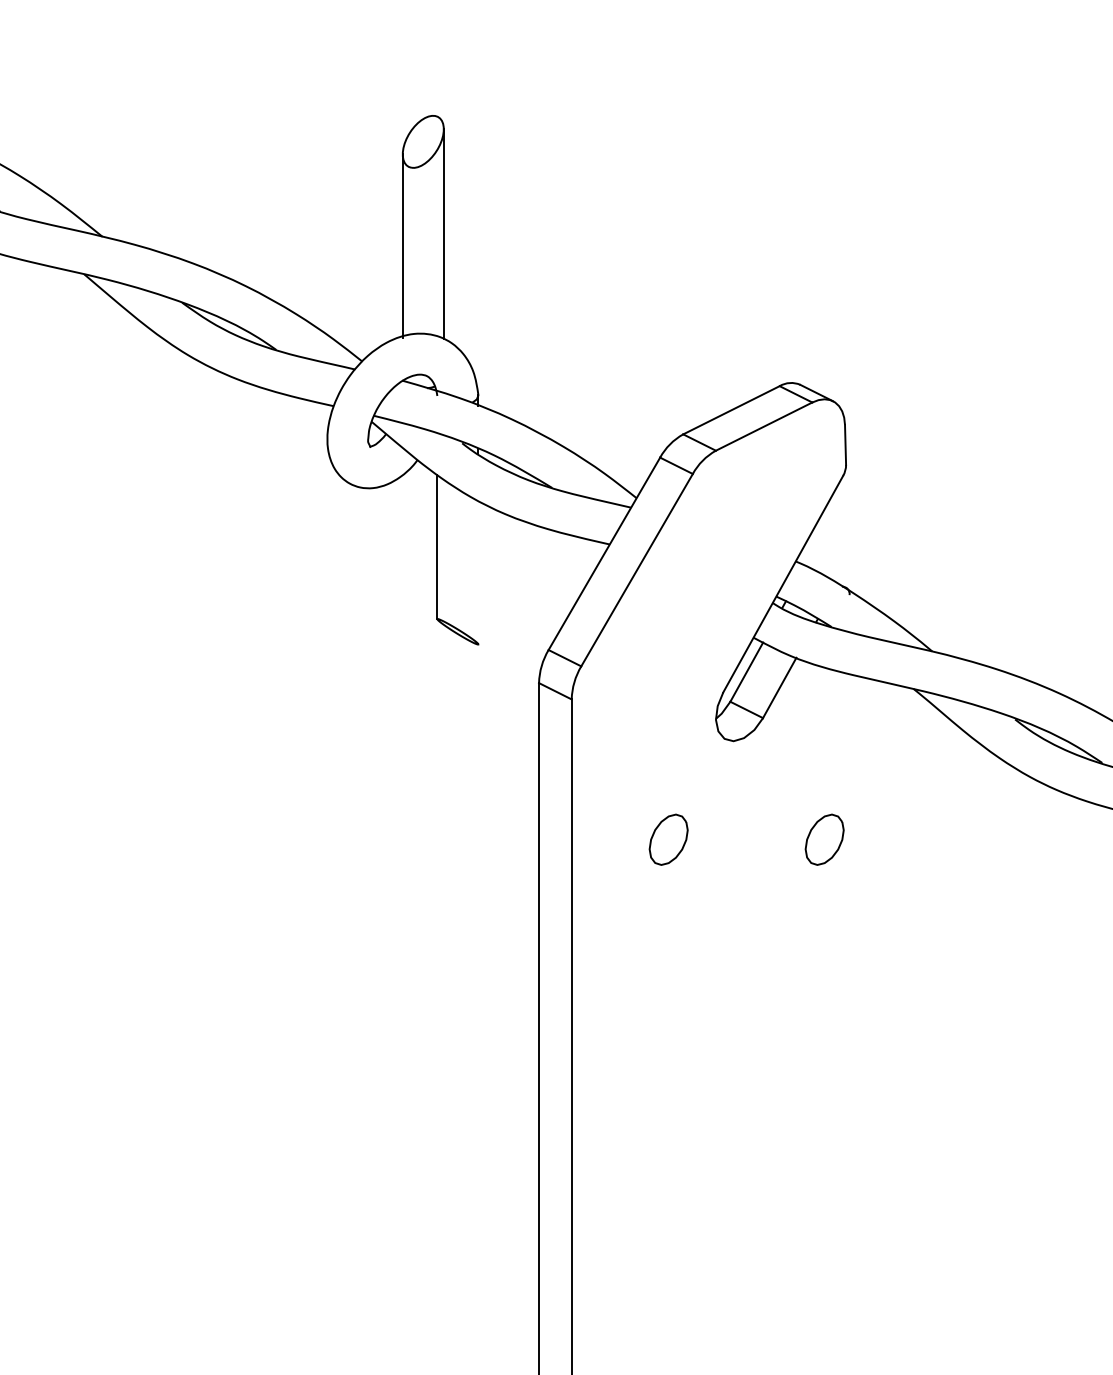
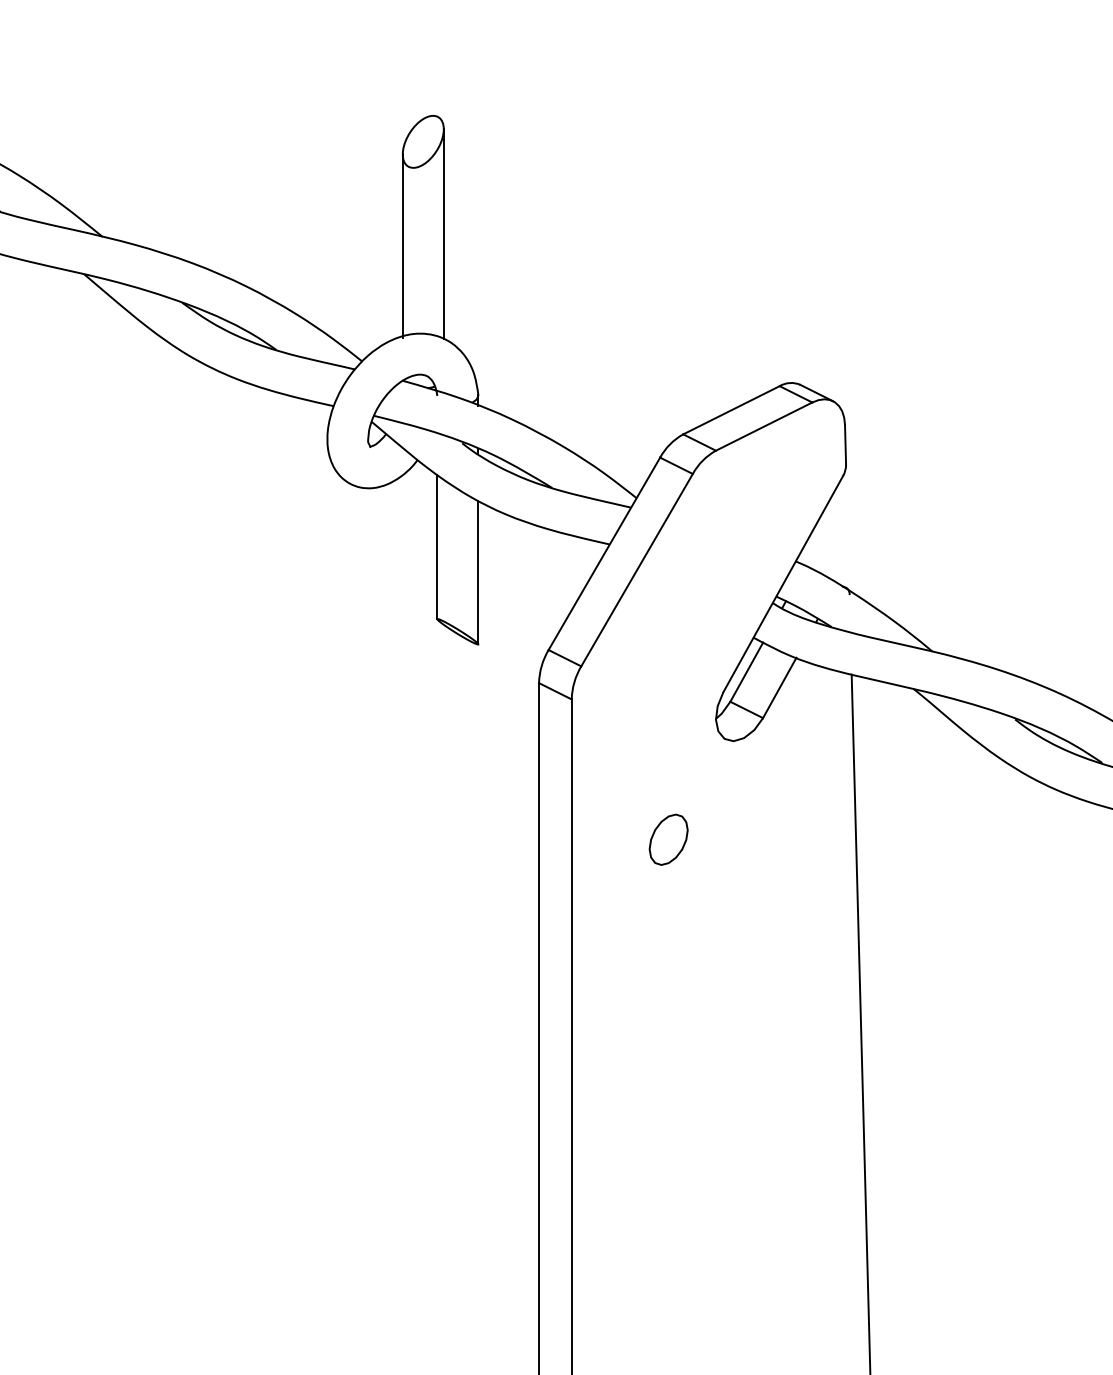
line: none -> present (478, 572)
part: present -> none (824, 839)
line: none -> present (860, 1022)
